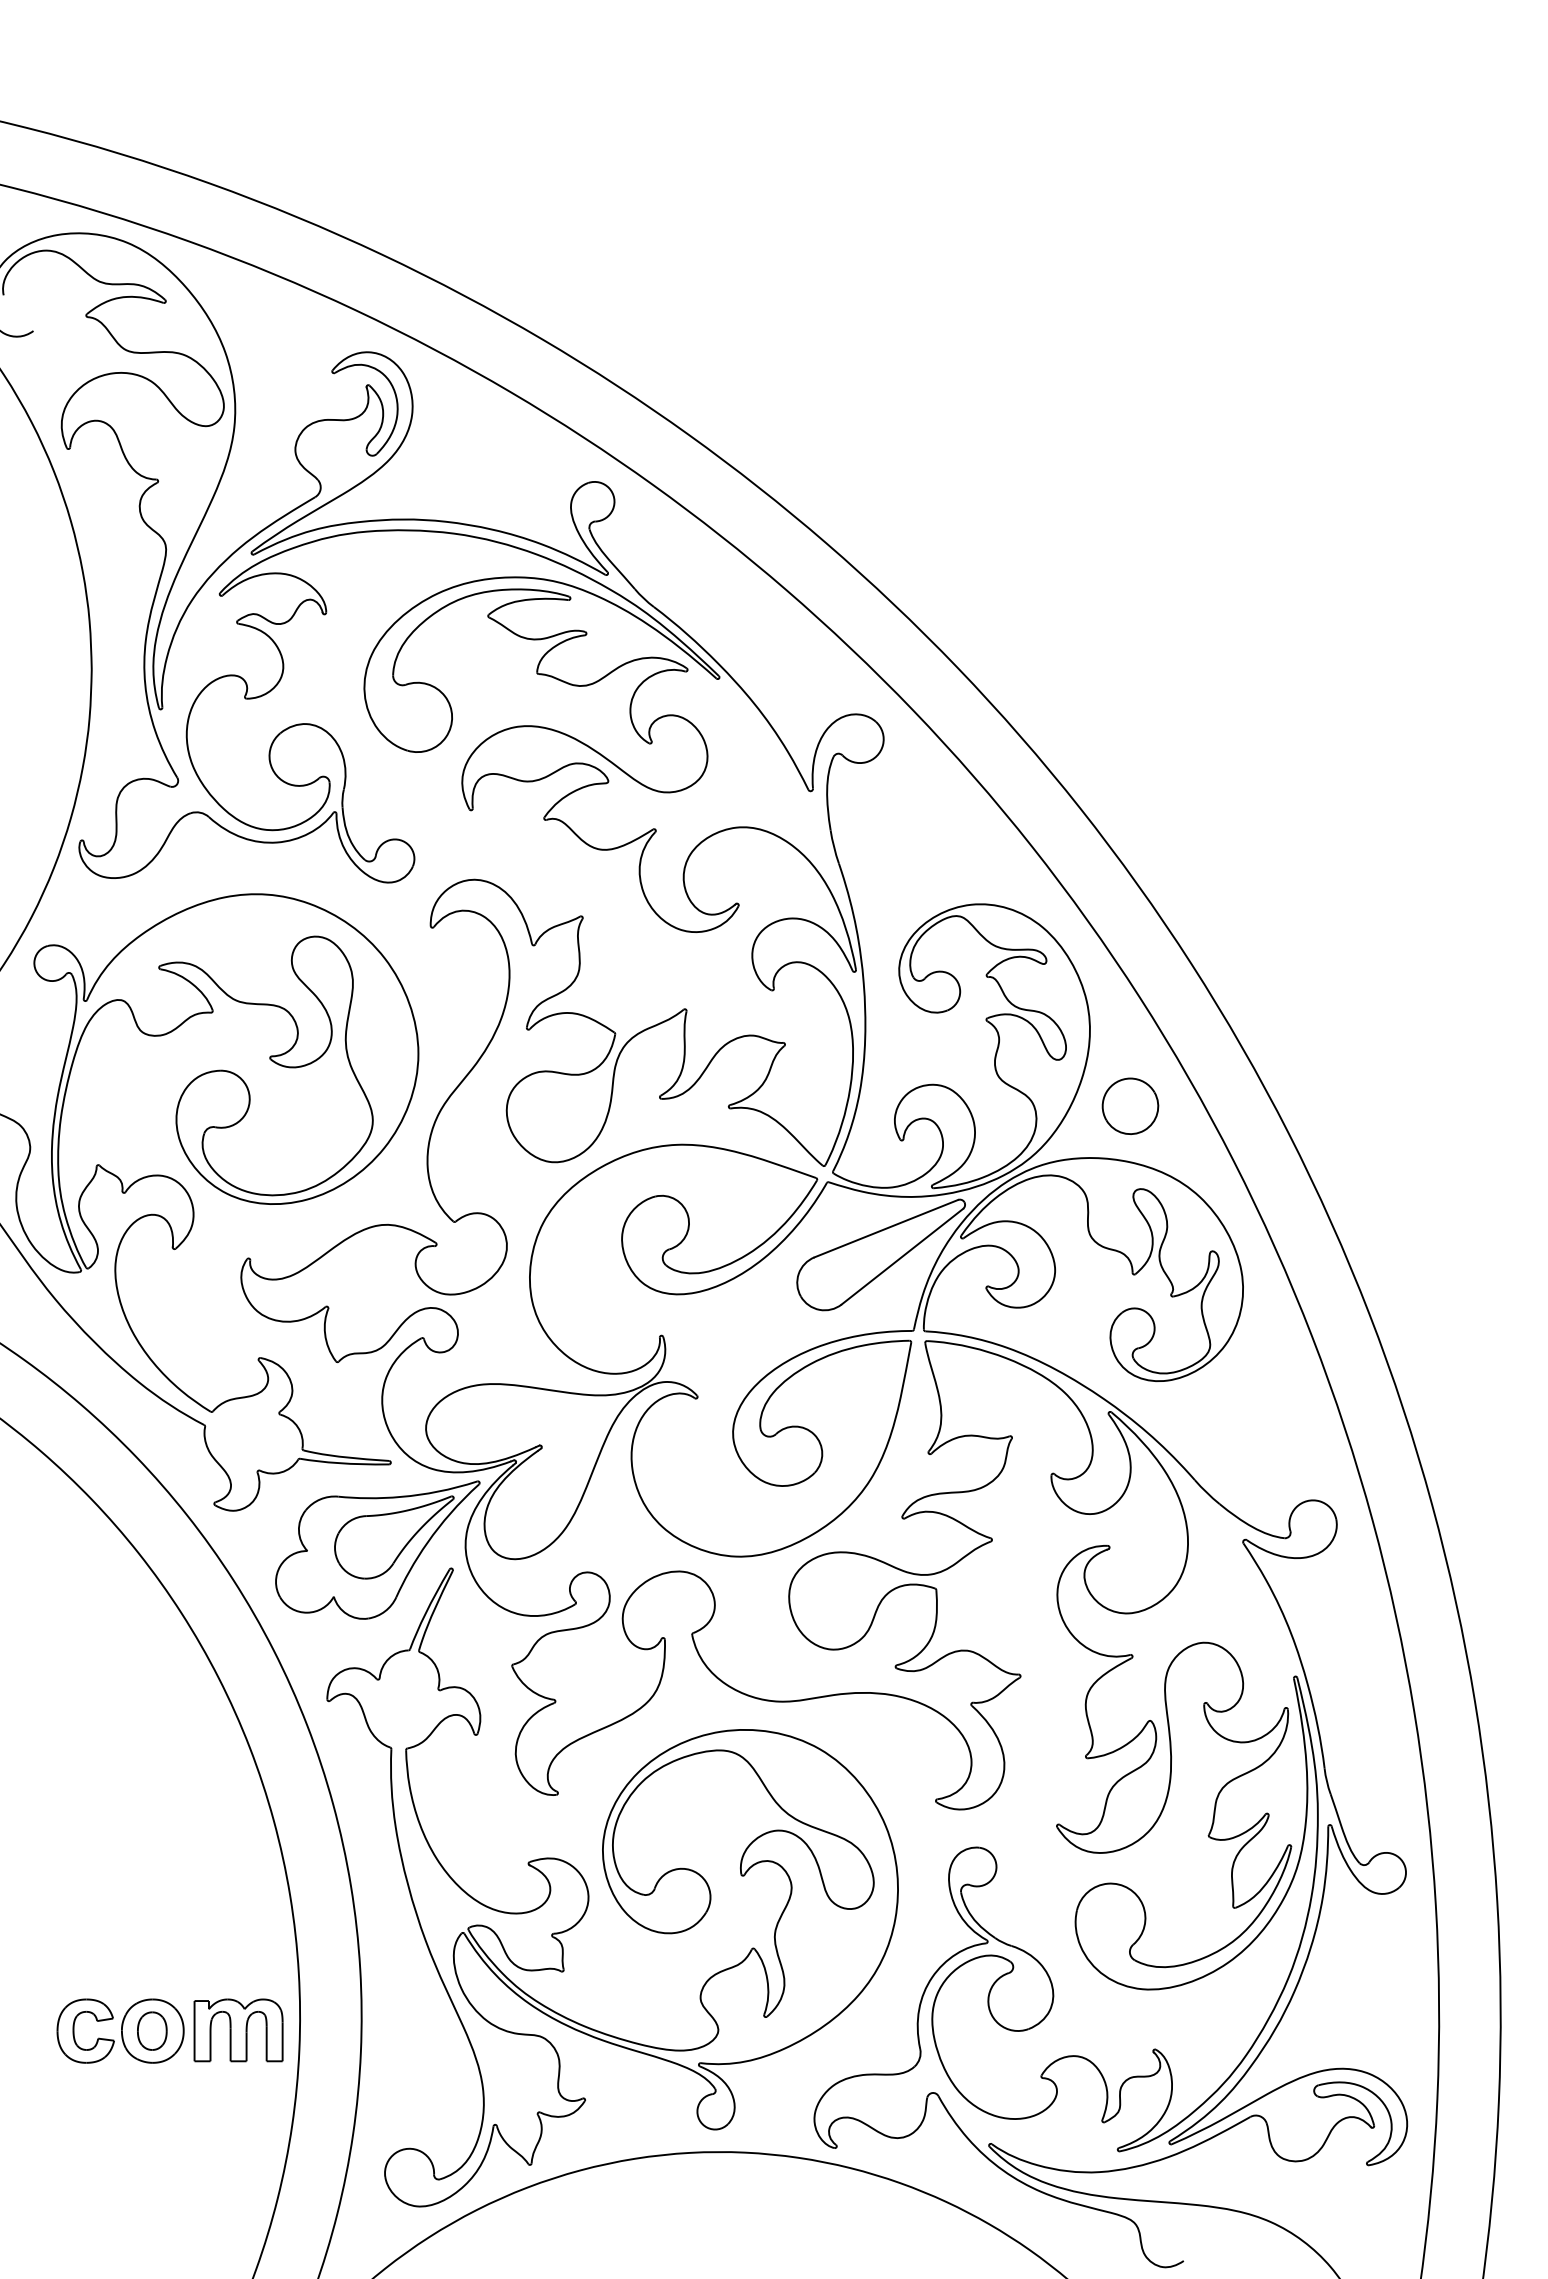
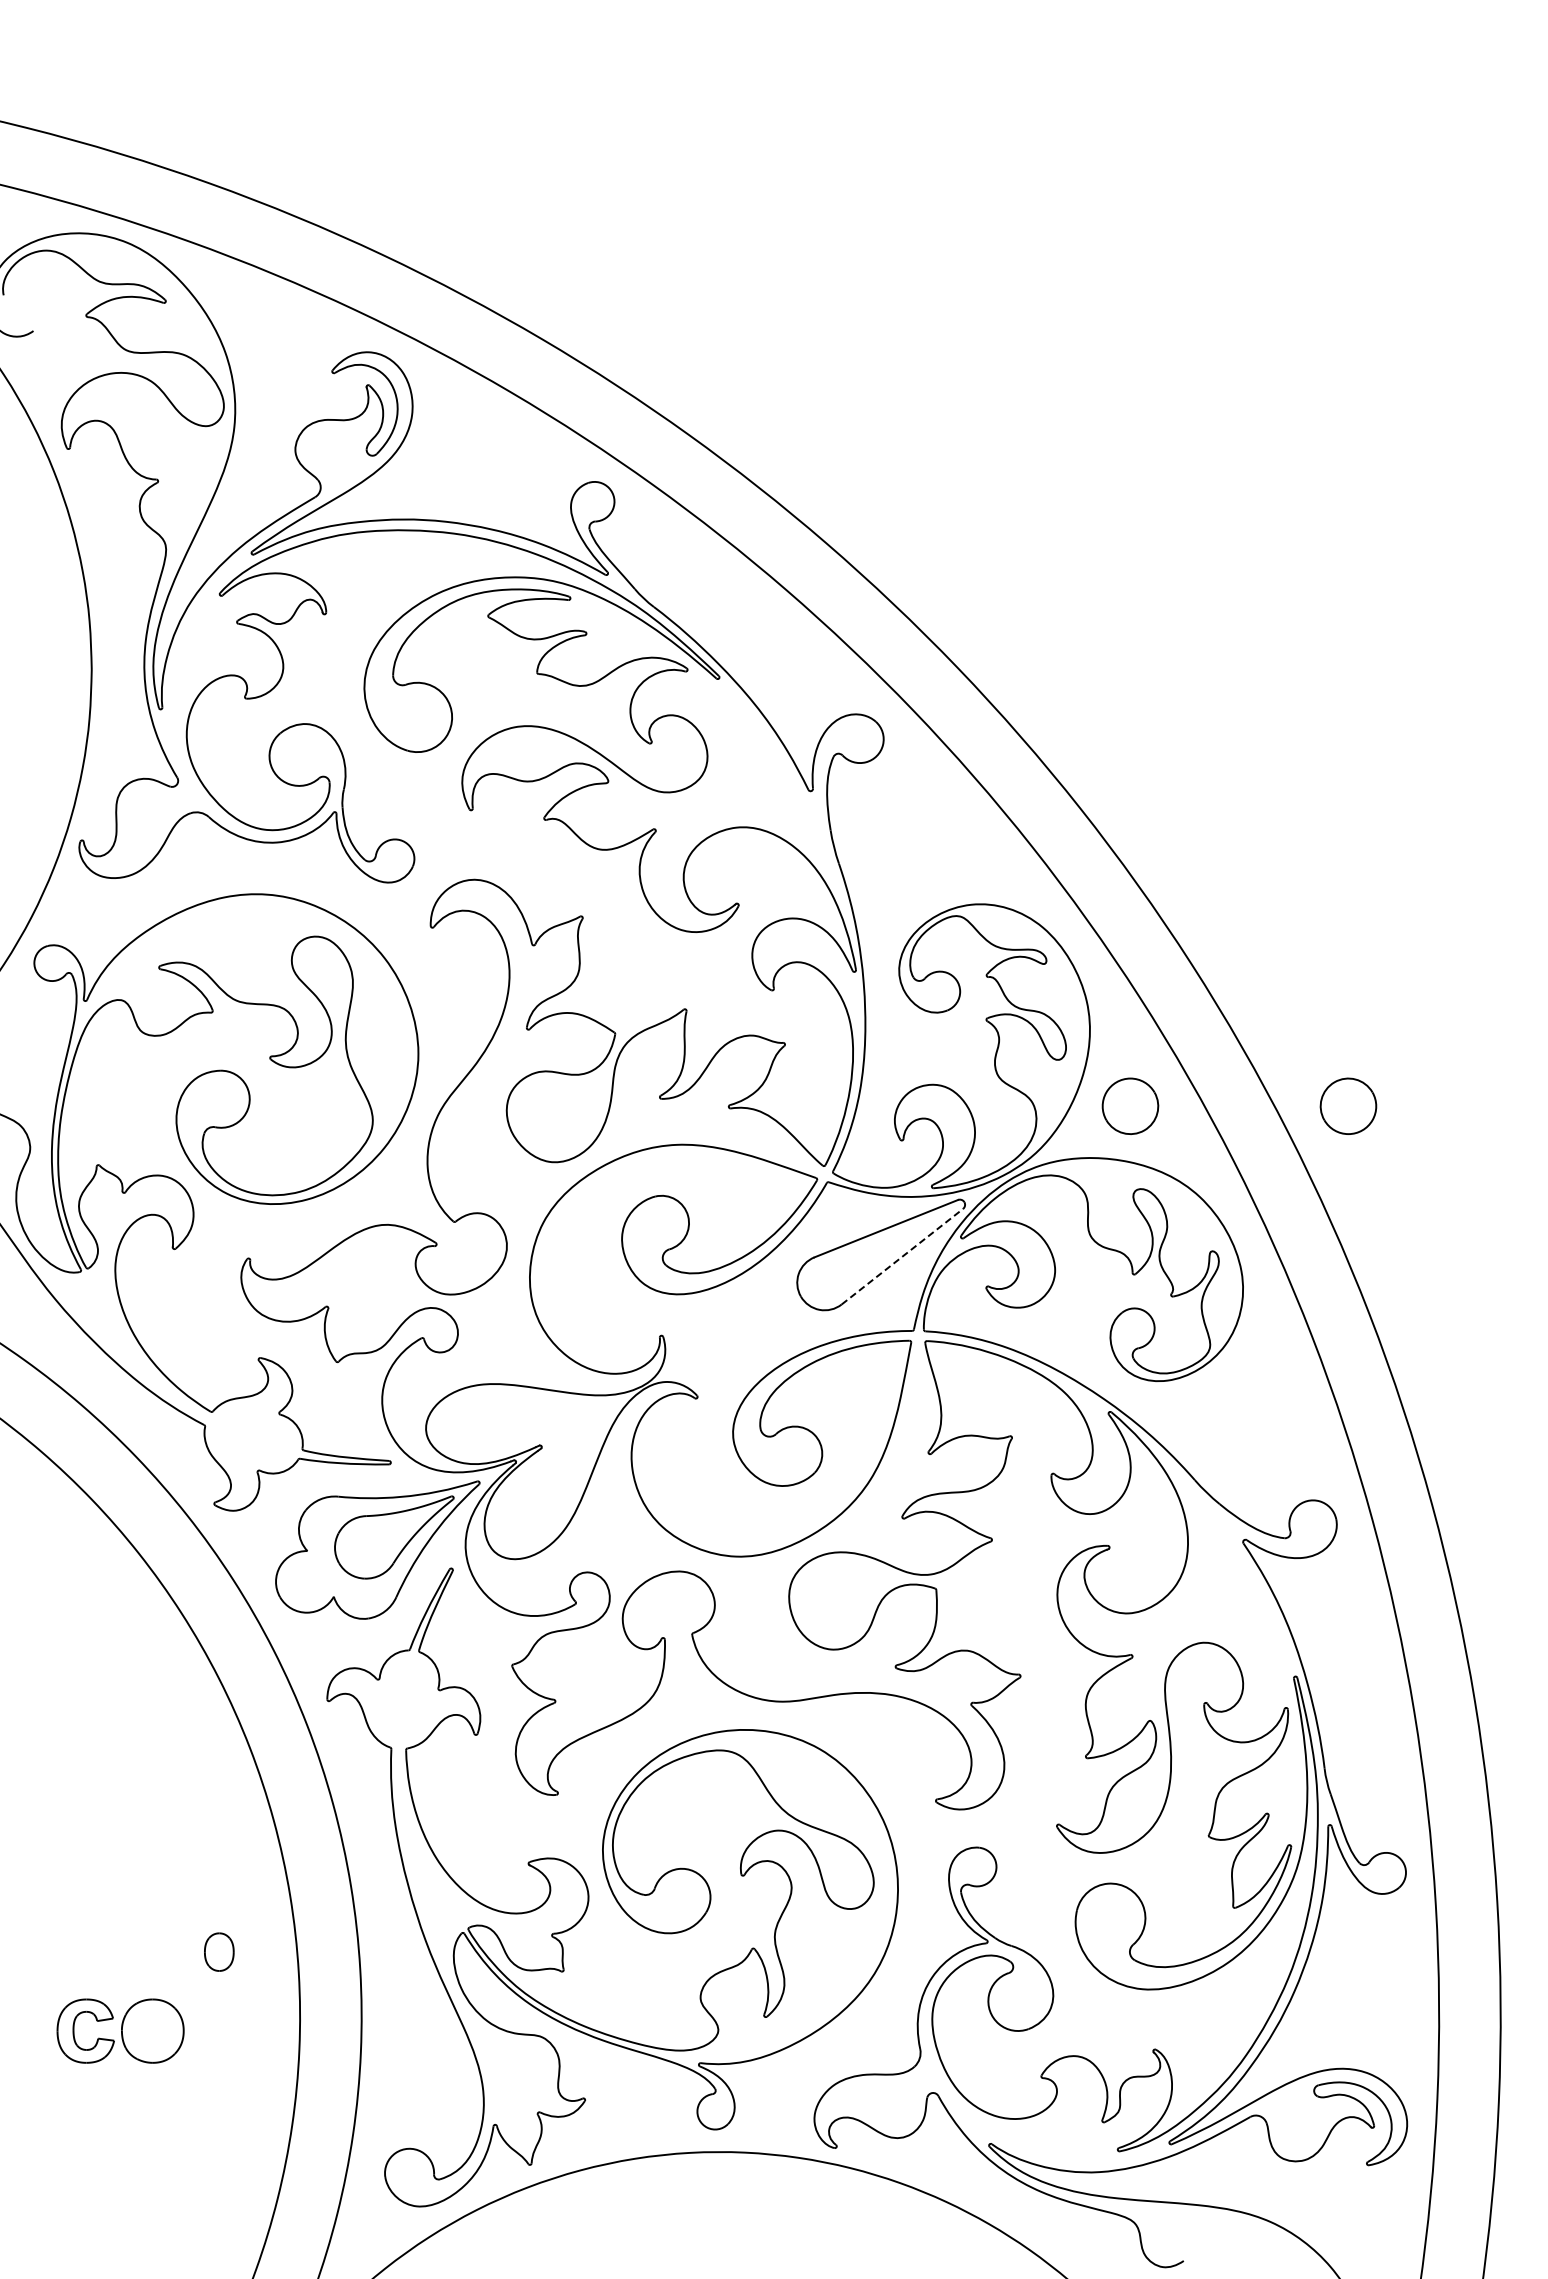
part: none -> present (1348, 1105)
line: solid -> dashed (902, 1256)
part position: (152, 2030) -> (219, 1951) (219, 1951)
part: present -> none (238, 2030)
